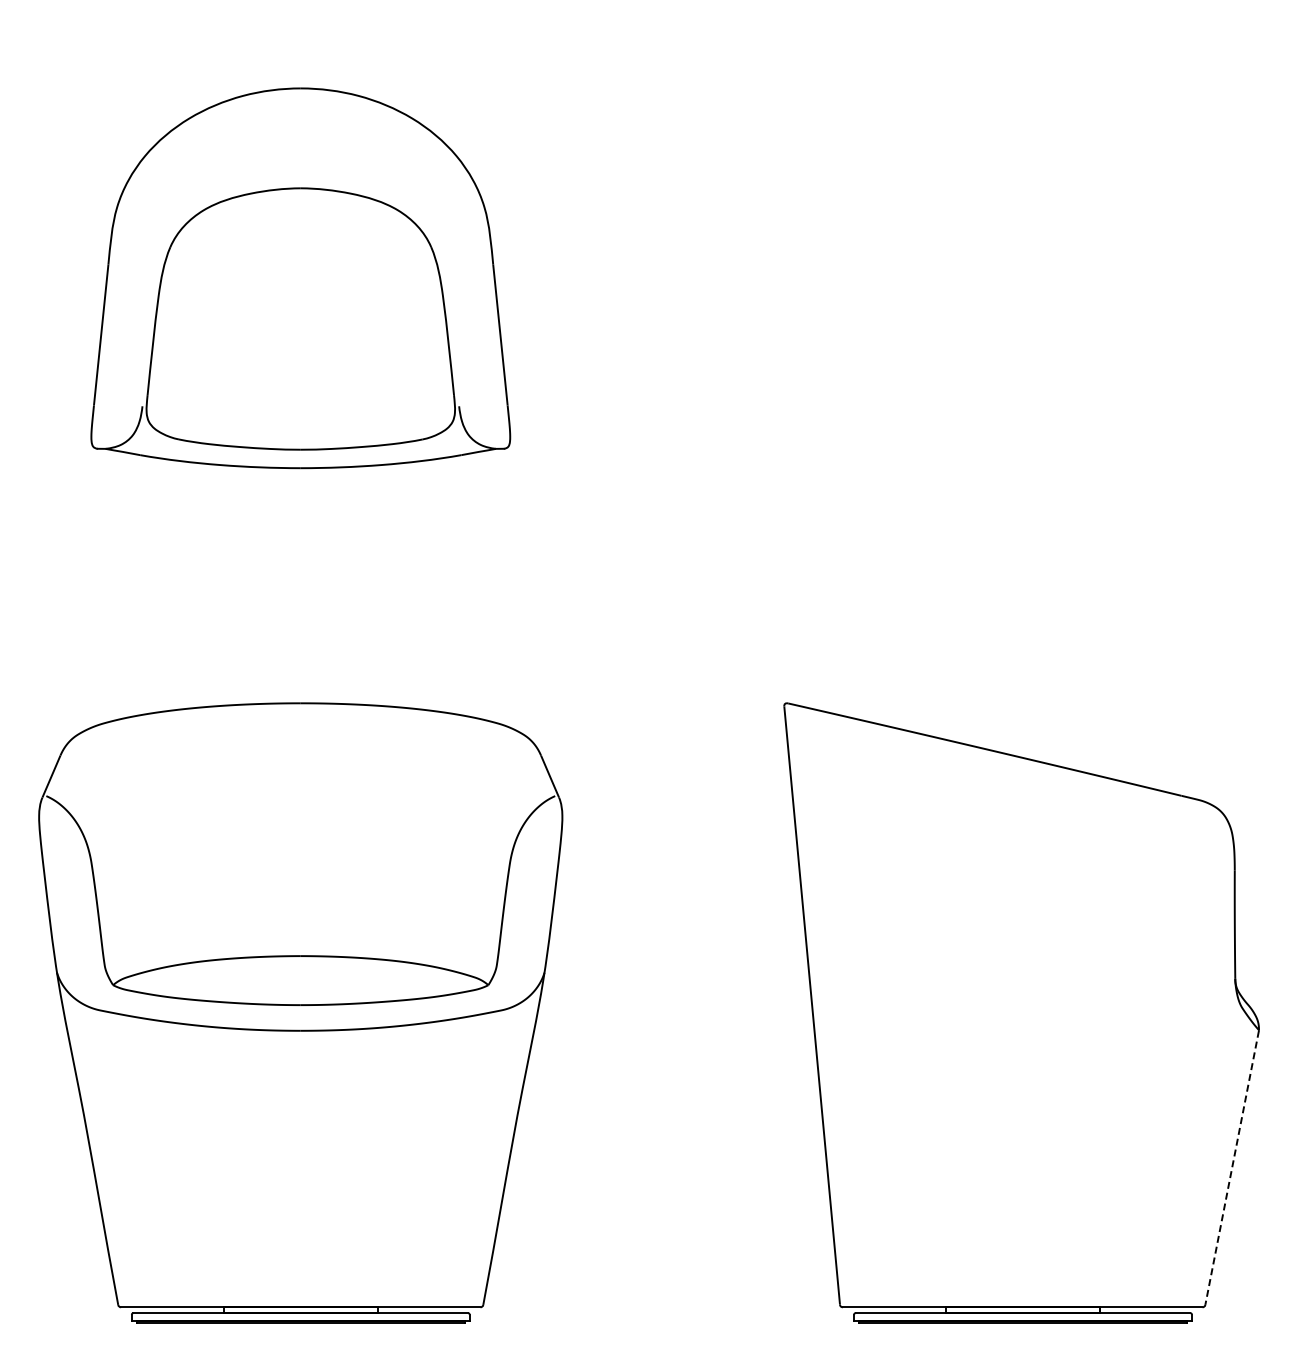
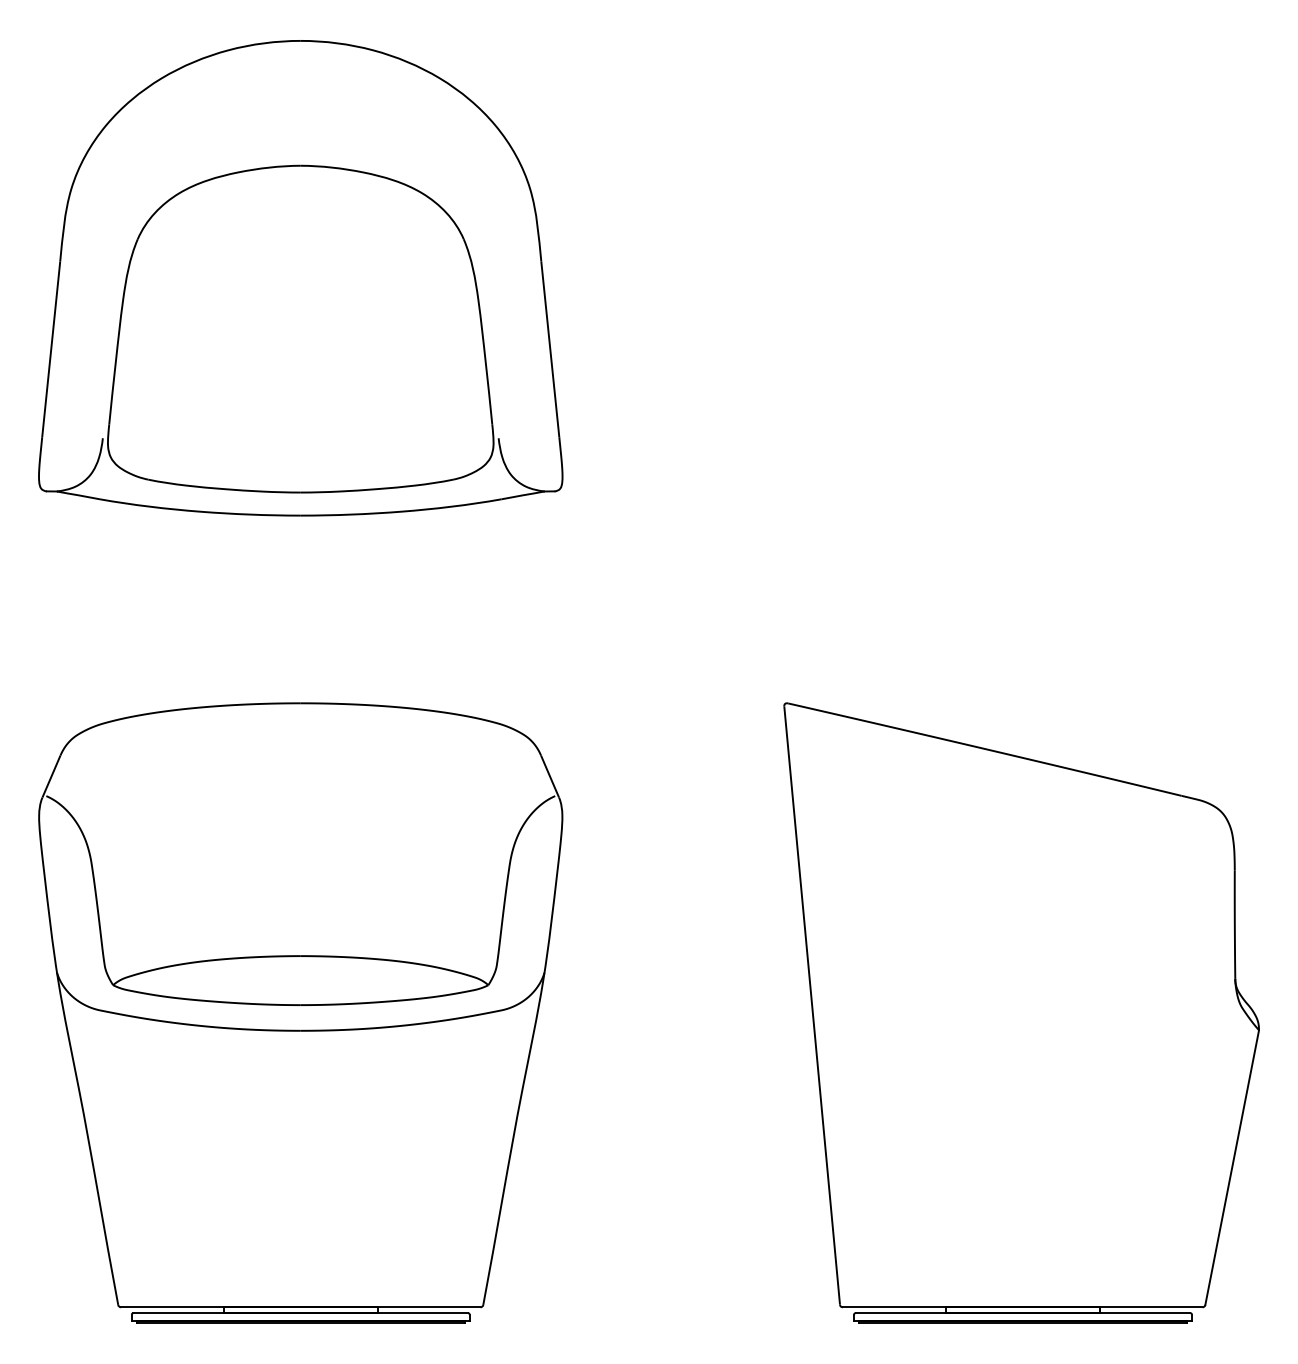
part size: 422x383 px -> 526x477 px (300, 278)
line: dashed -> solid (1232, 1167)
